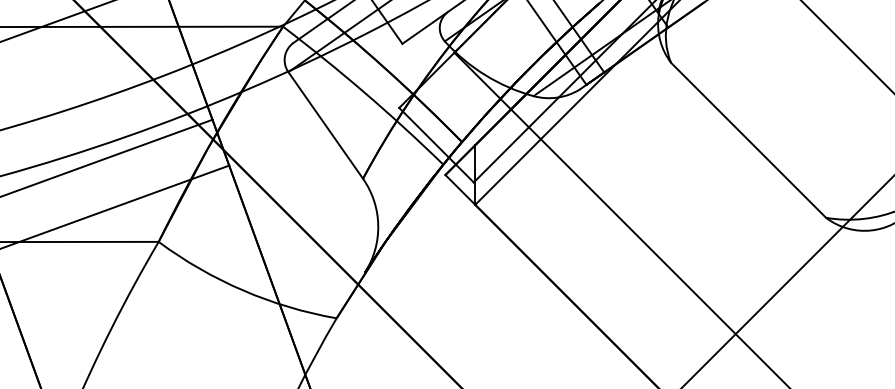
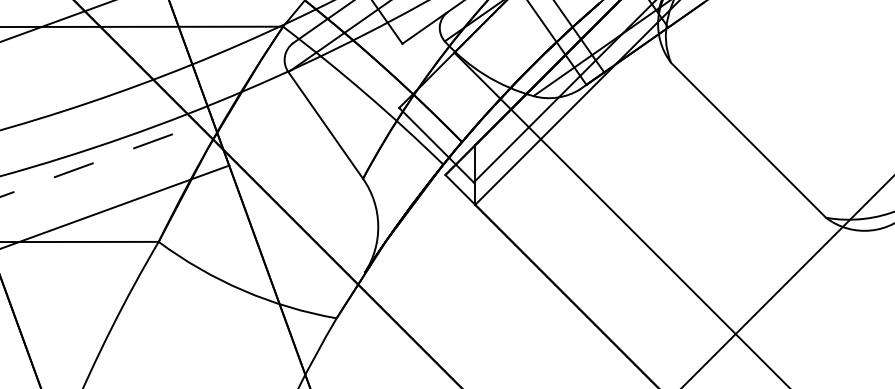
line: present -> none (847, 46)
line: solid -> dashed (106, 158)
